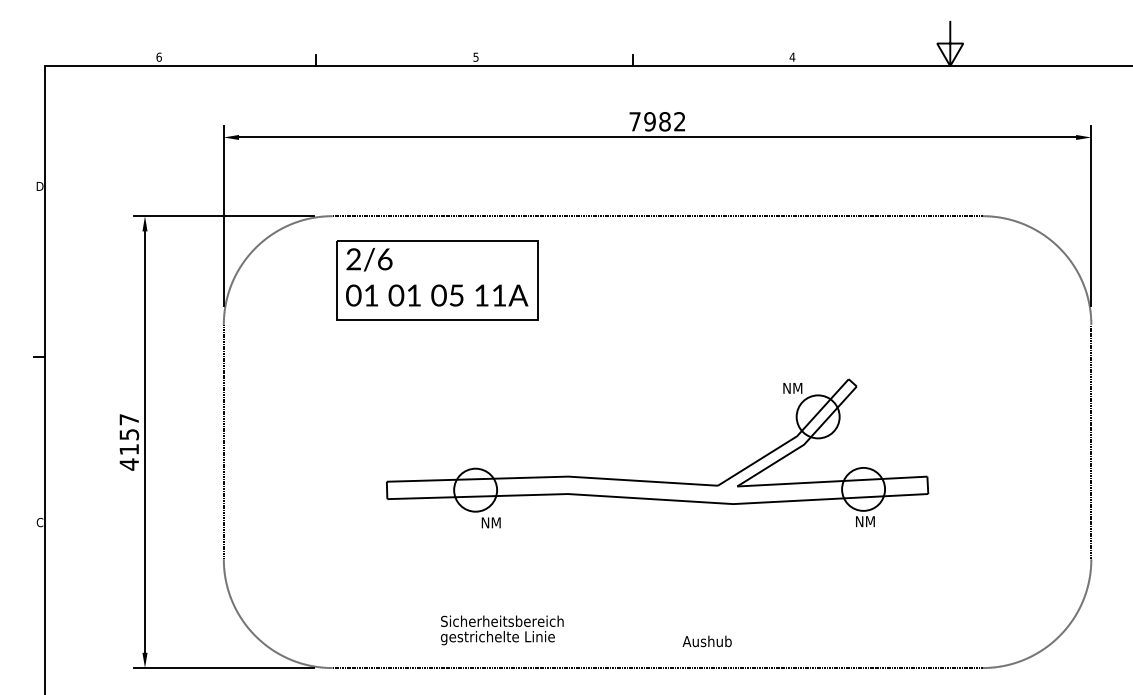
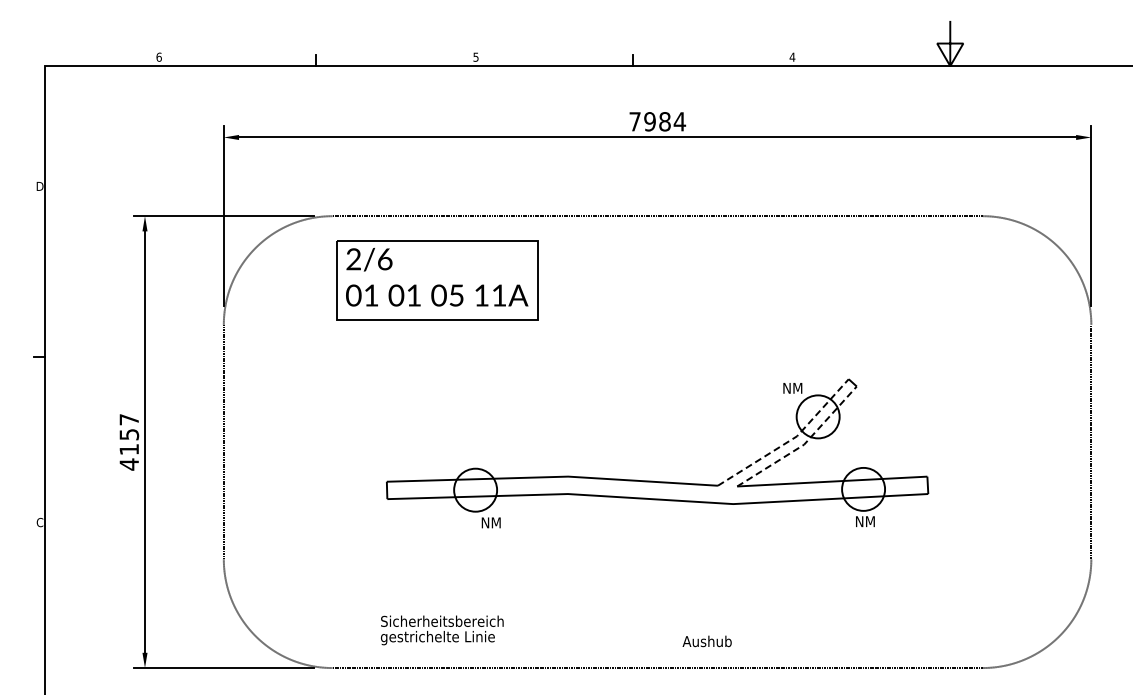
text: 7982 -> 7984 (679, 121)
line: solid -> dashed (790, 440)
line: solid -> dashed (804, 444)
text position: (502, 630) -> (442, 630) (442, 630)
